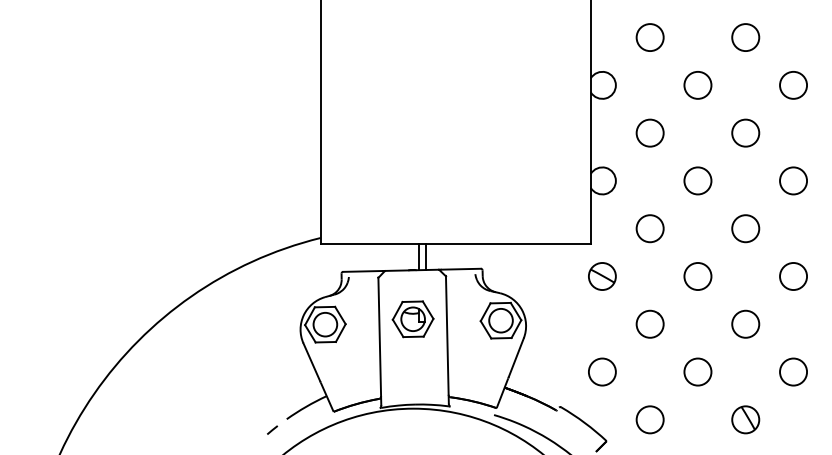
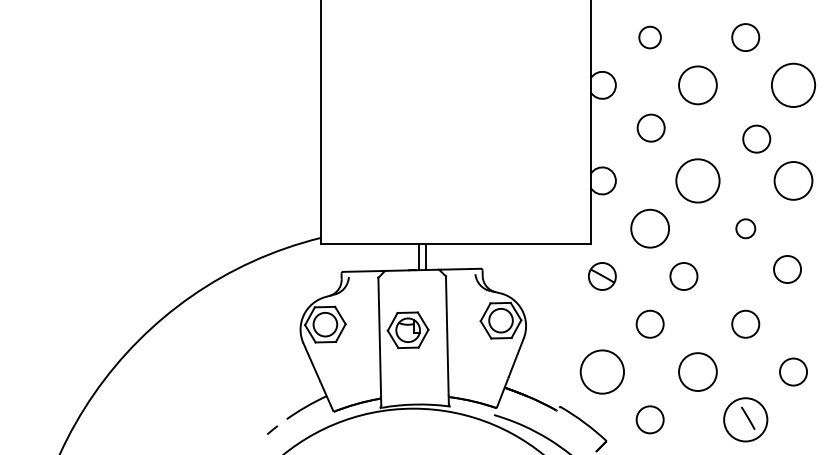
circle size: 30x29 px -> 24x25 px (649, 37)
circle diameter: 27 px -> 38 px (697, 85)
circle diameter: 27 px -> 43 px (793, 84)
circle position: (649, 132) -> (650, 127) (650, 127)
circle position: (745, 132) -> (756, 138) (756, 138)
circle diameter: 27 px -> 43 px (697, 180)
circle diameter: 27 px -> 38 px (793, 180)
circle diameter: 27 px -> 38 px (650, 228)
circle size: 30x30 px -> 22x22 px (745, 228)
circle position: (697, 276) -> (683, 276) (683, 276)
circle position: (793, 276) -> (787, 269) (787, 269)
part position: (412, 319) -> (407, 330) (407, 330)
circle diameter: 27 px -> 43 px (602, 371)
circle diameter: 27 px -> 38 px (697, 371)
circle diameter: 27 px -> 43 px (745, 419)
